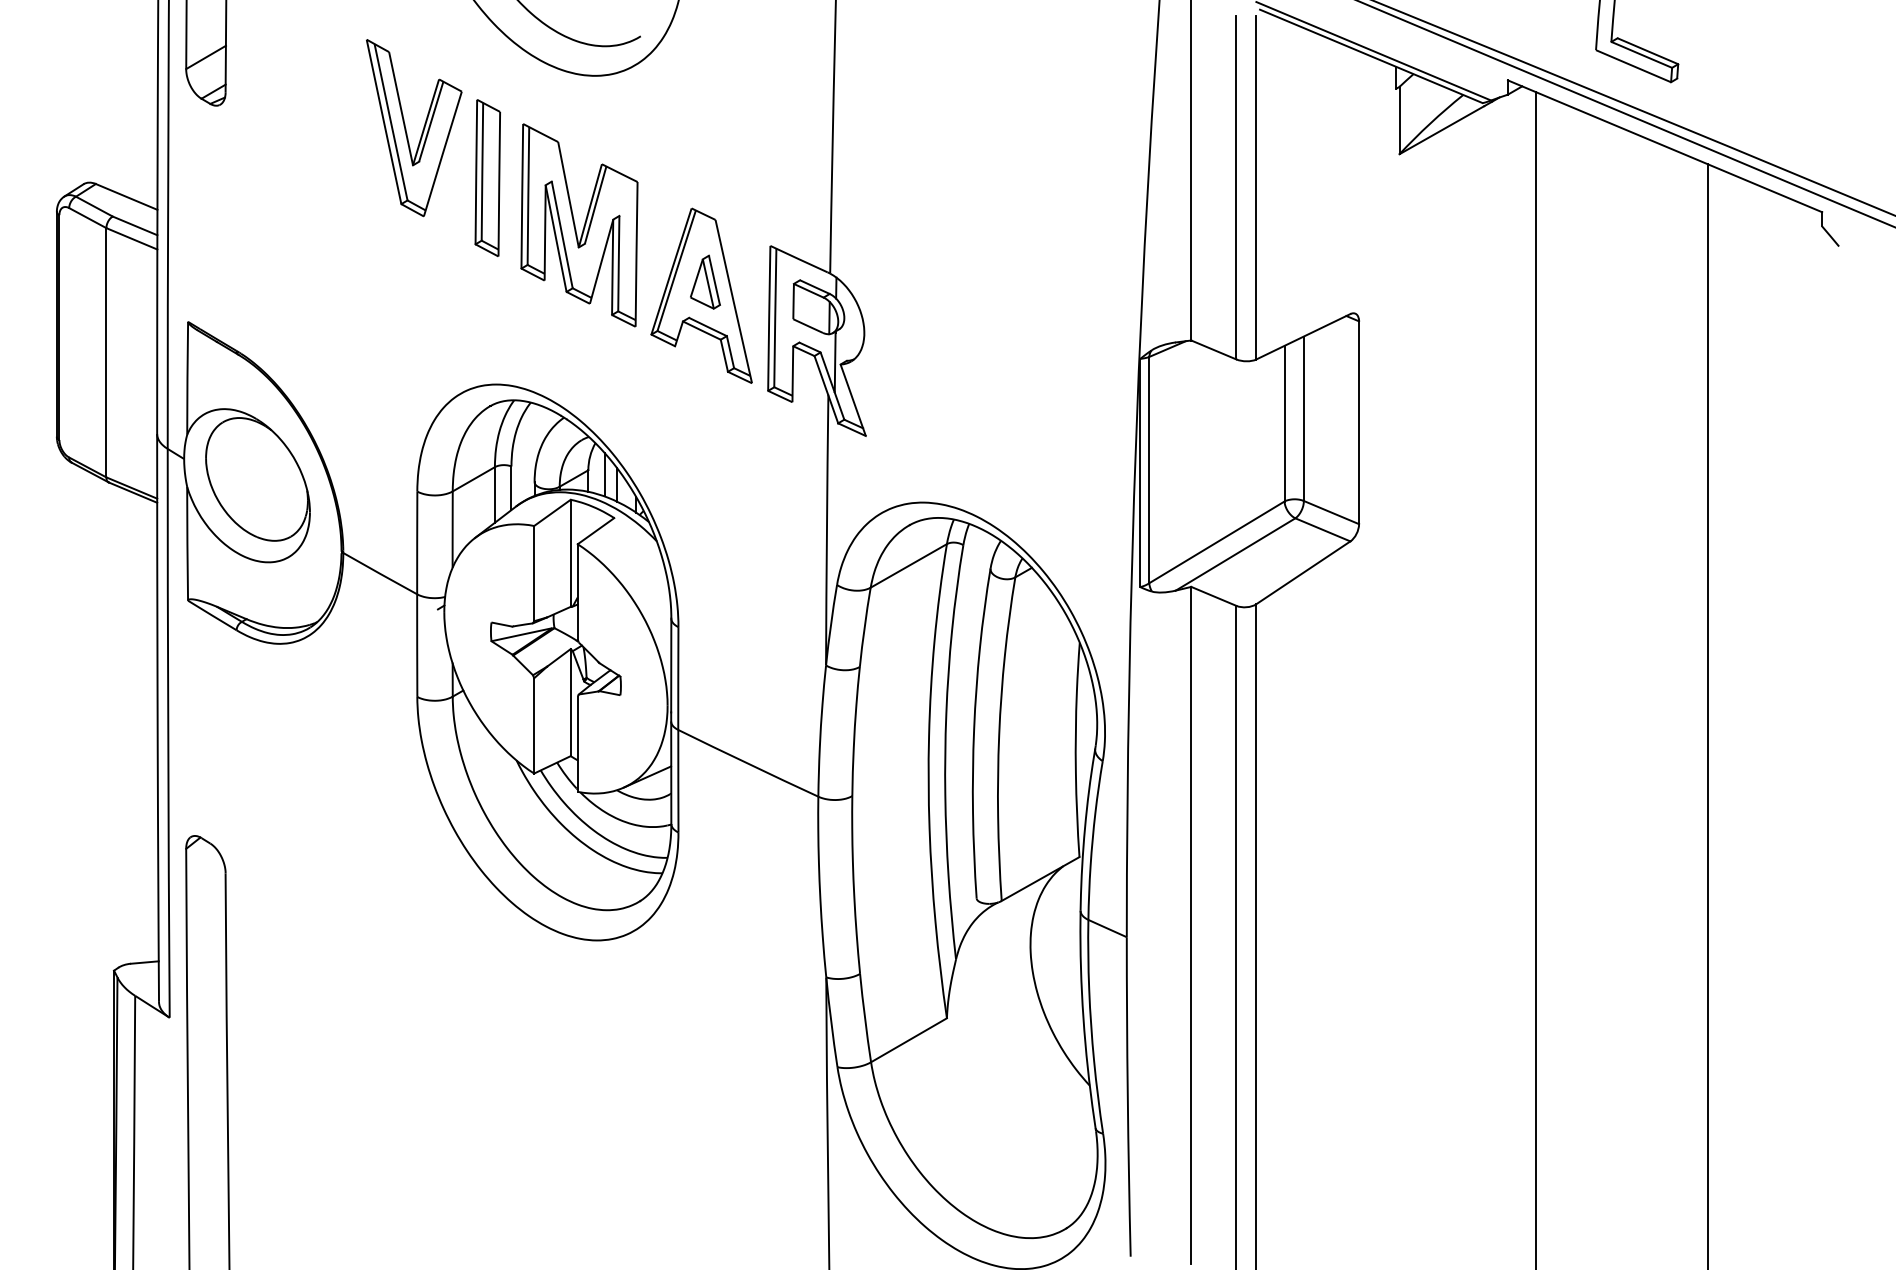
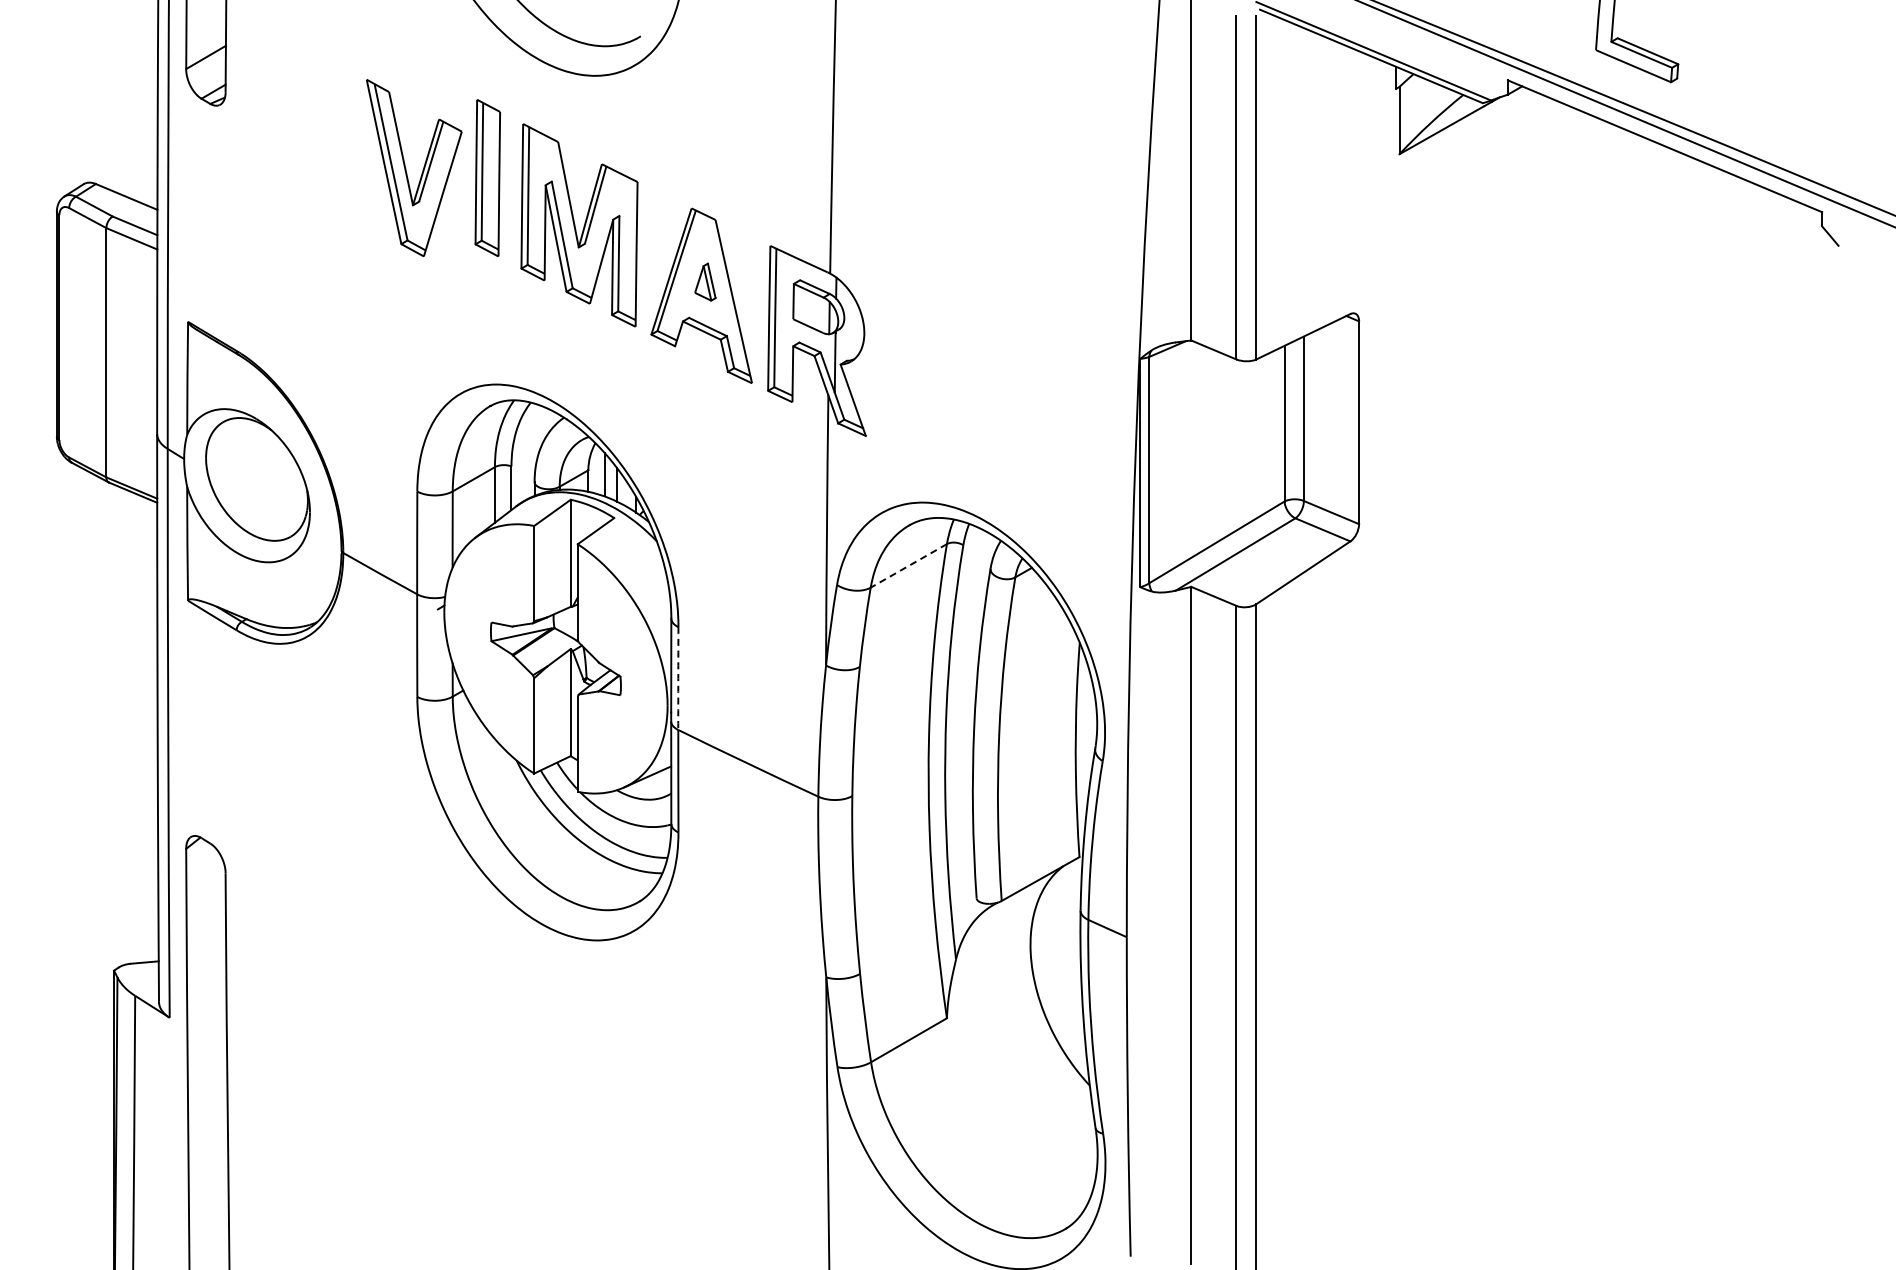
part position: (406, 128) -> (406, 168) (406, 168)
part size: 31x56 px -> 23x40 px (705, 281)
line: solid -> dashed (908, 565)
arc: solid -> dashed (678, 678)
line: present -> none (1536, 679)
line: present -> none (1708, 715)
